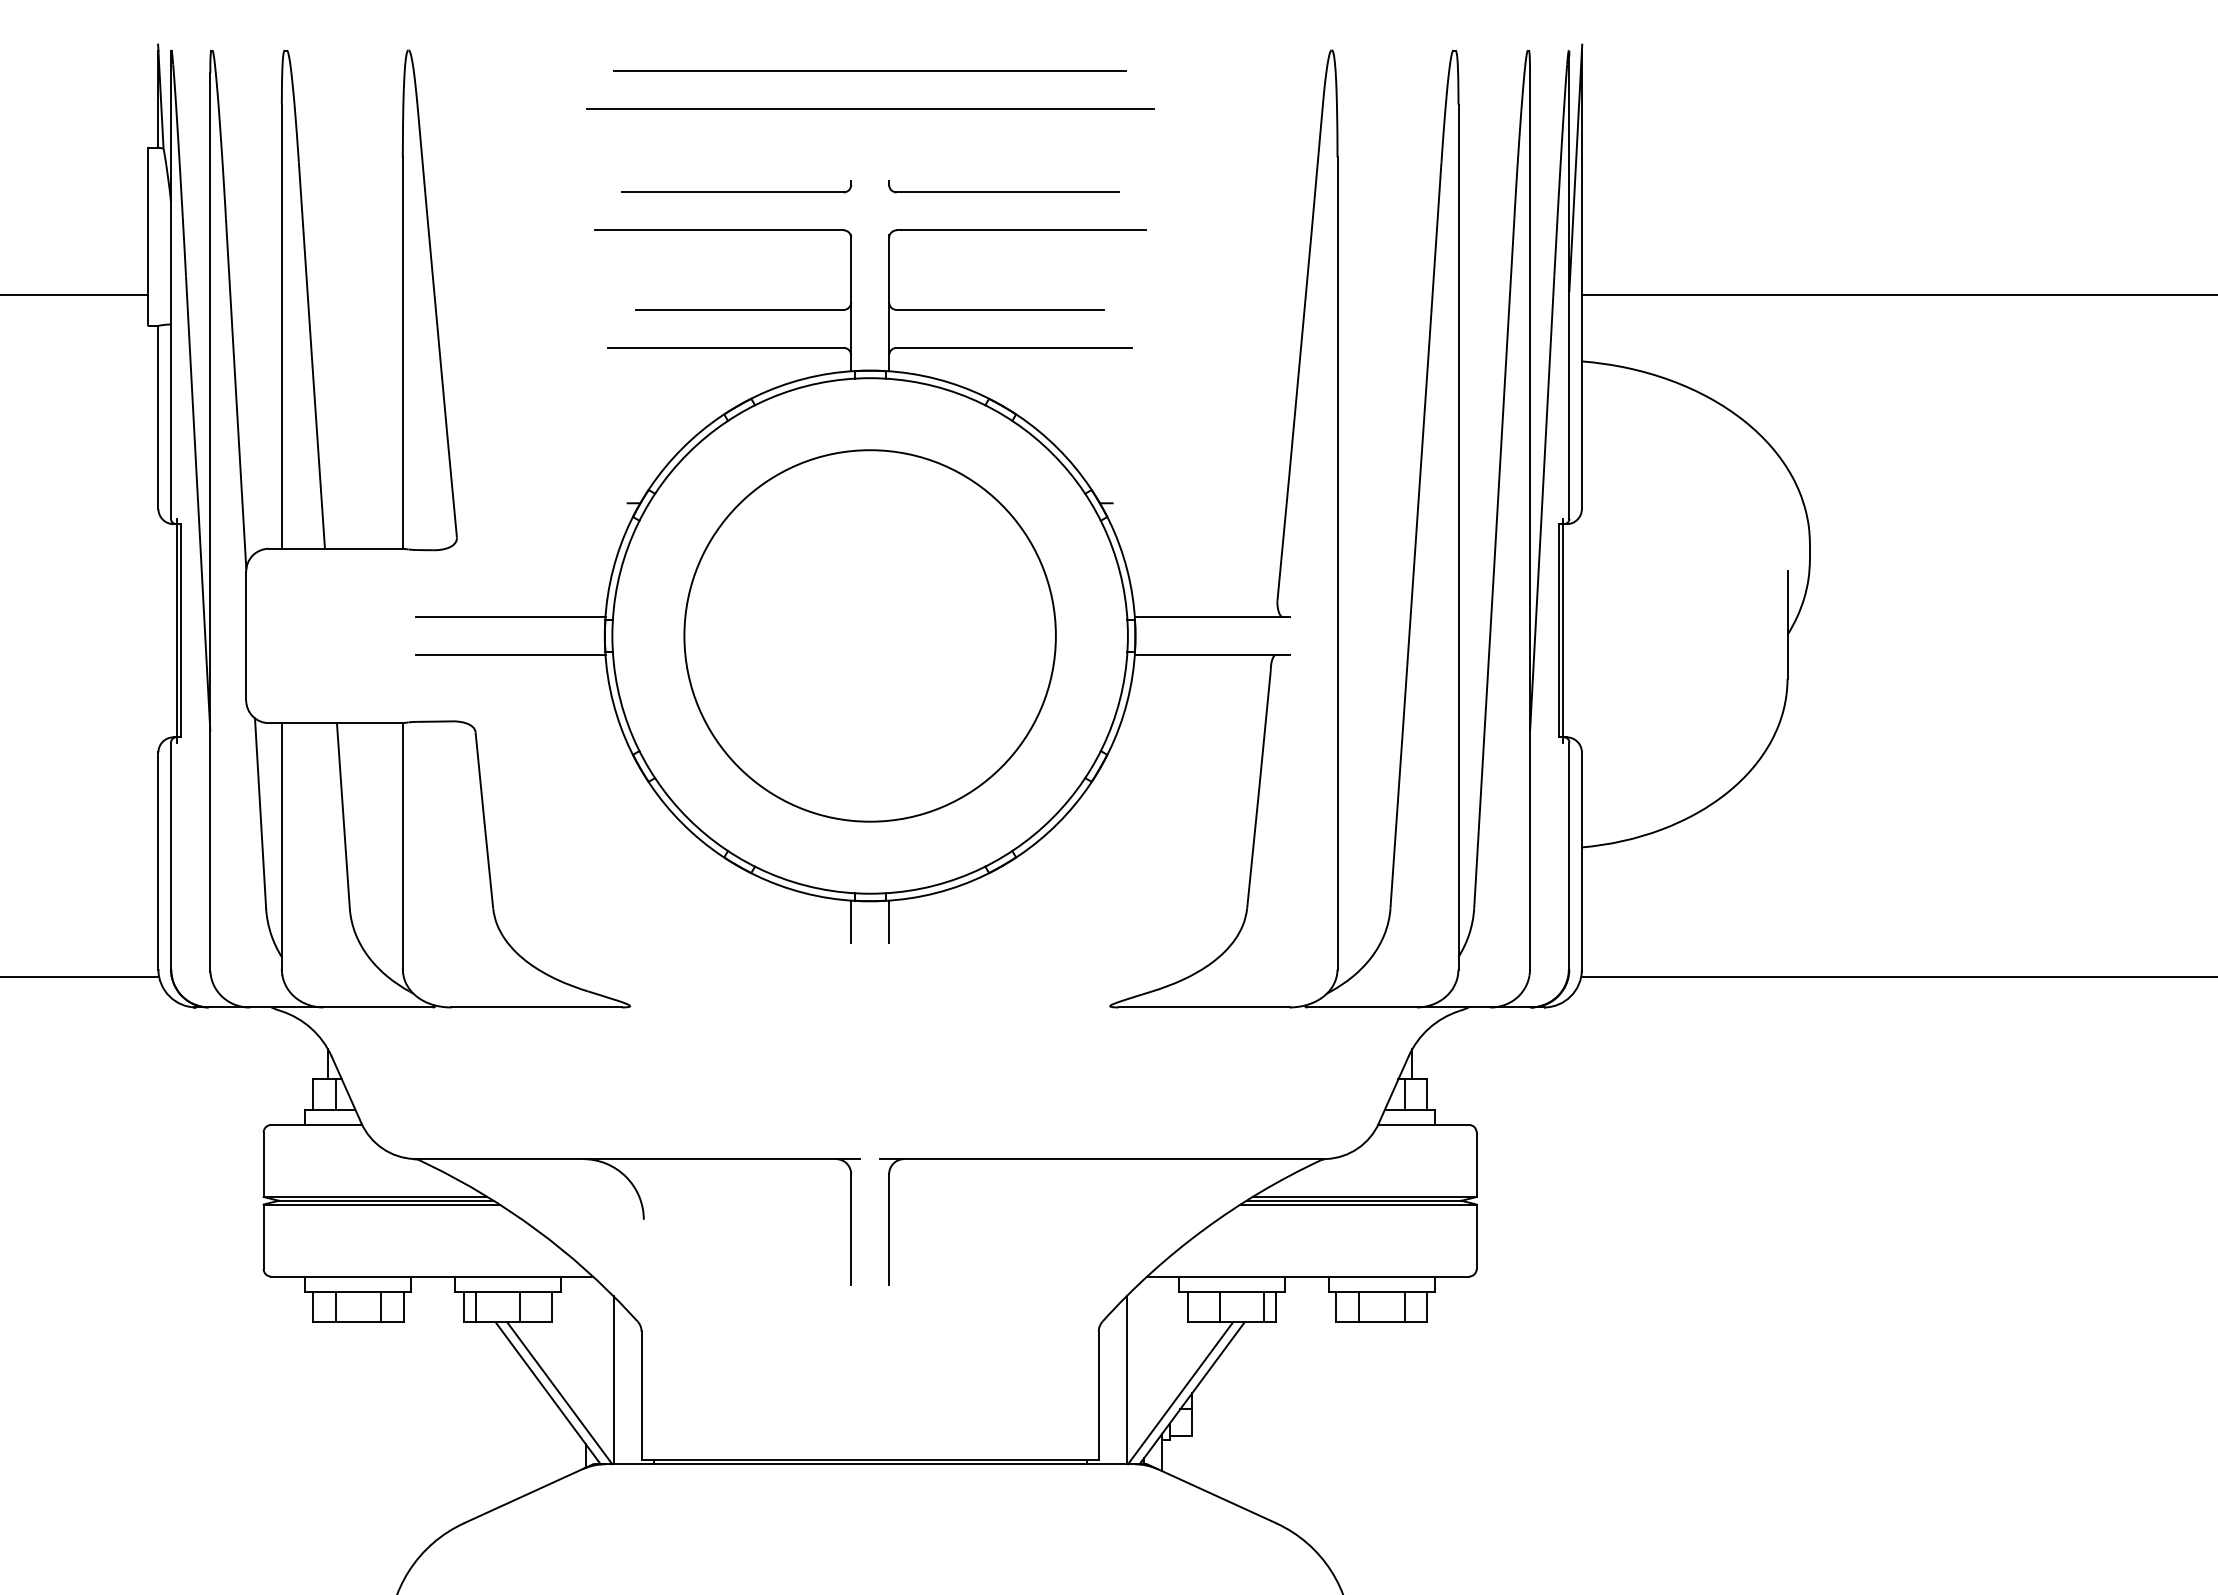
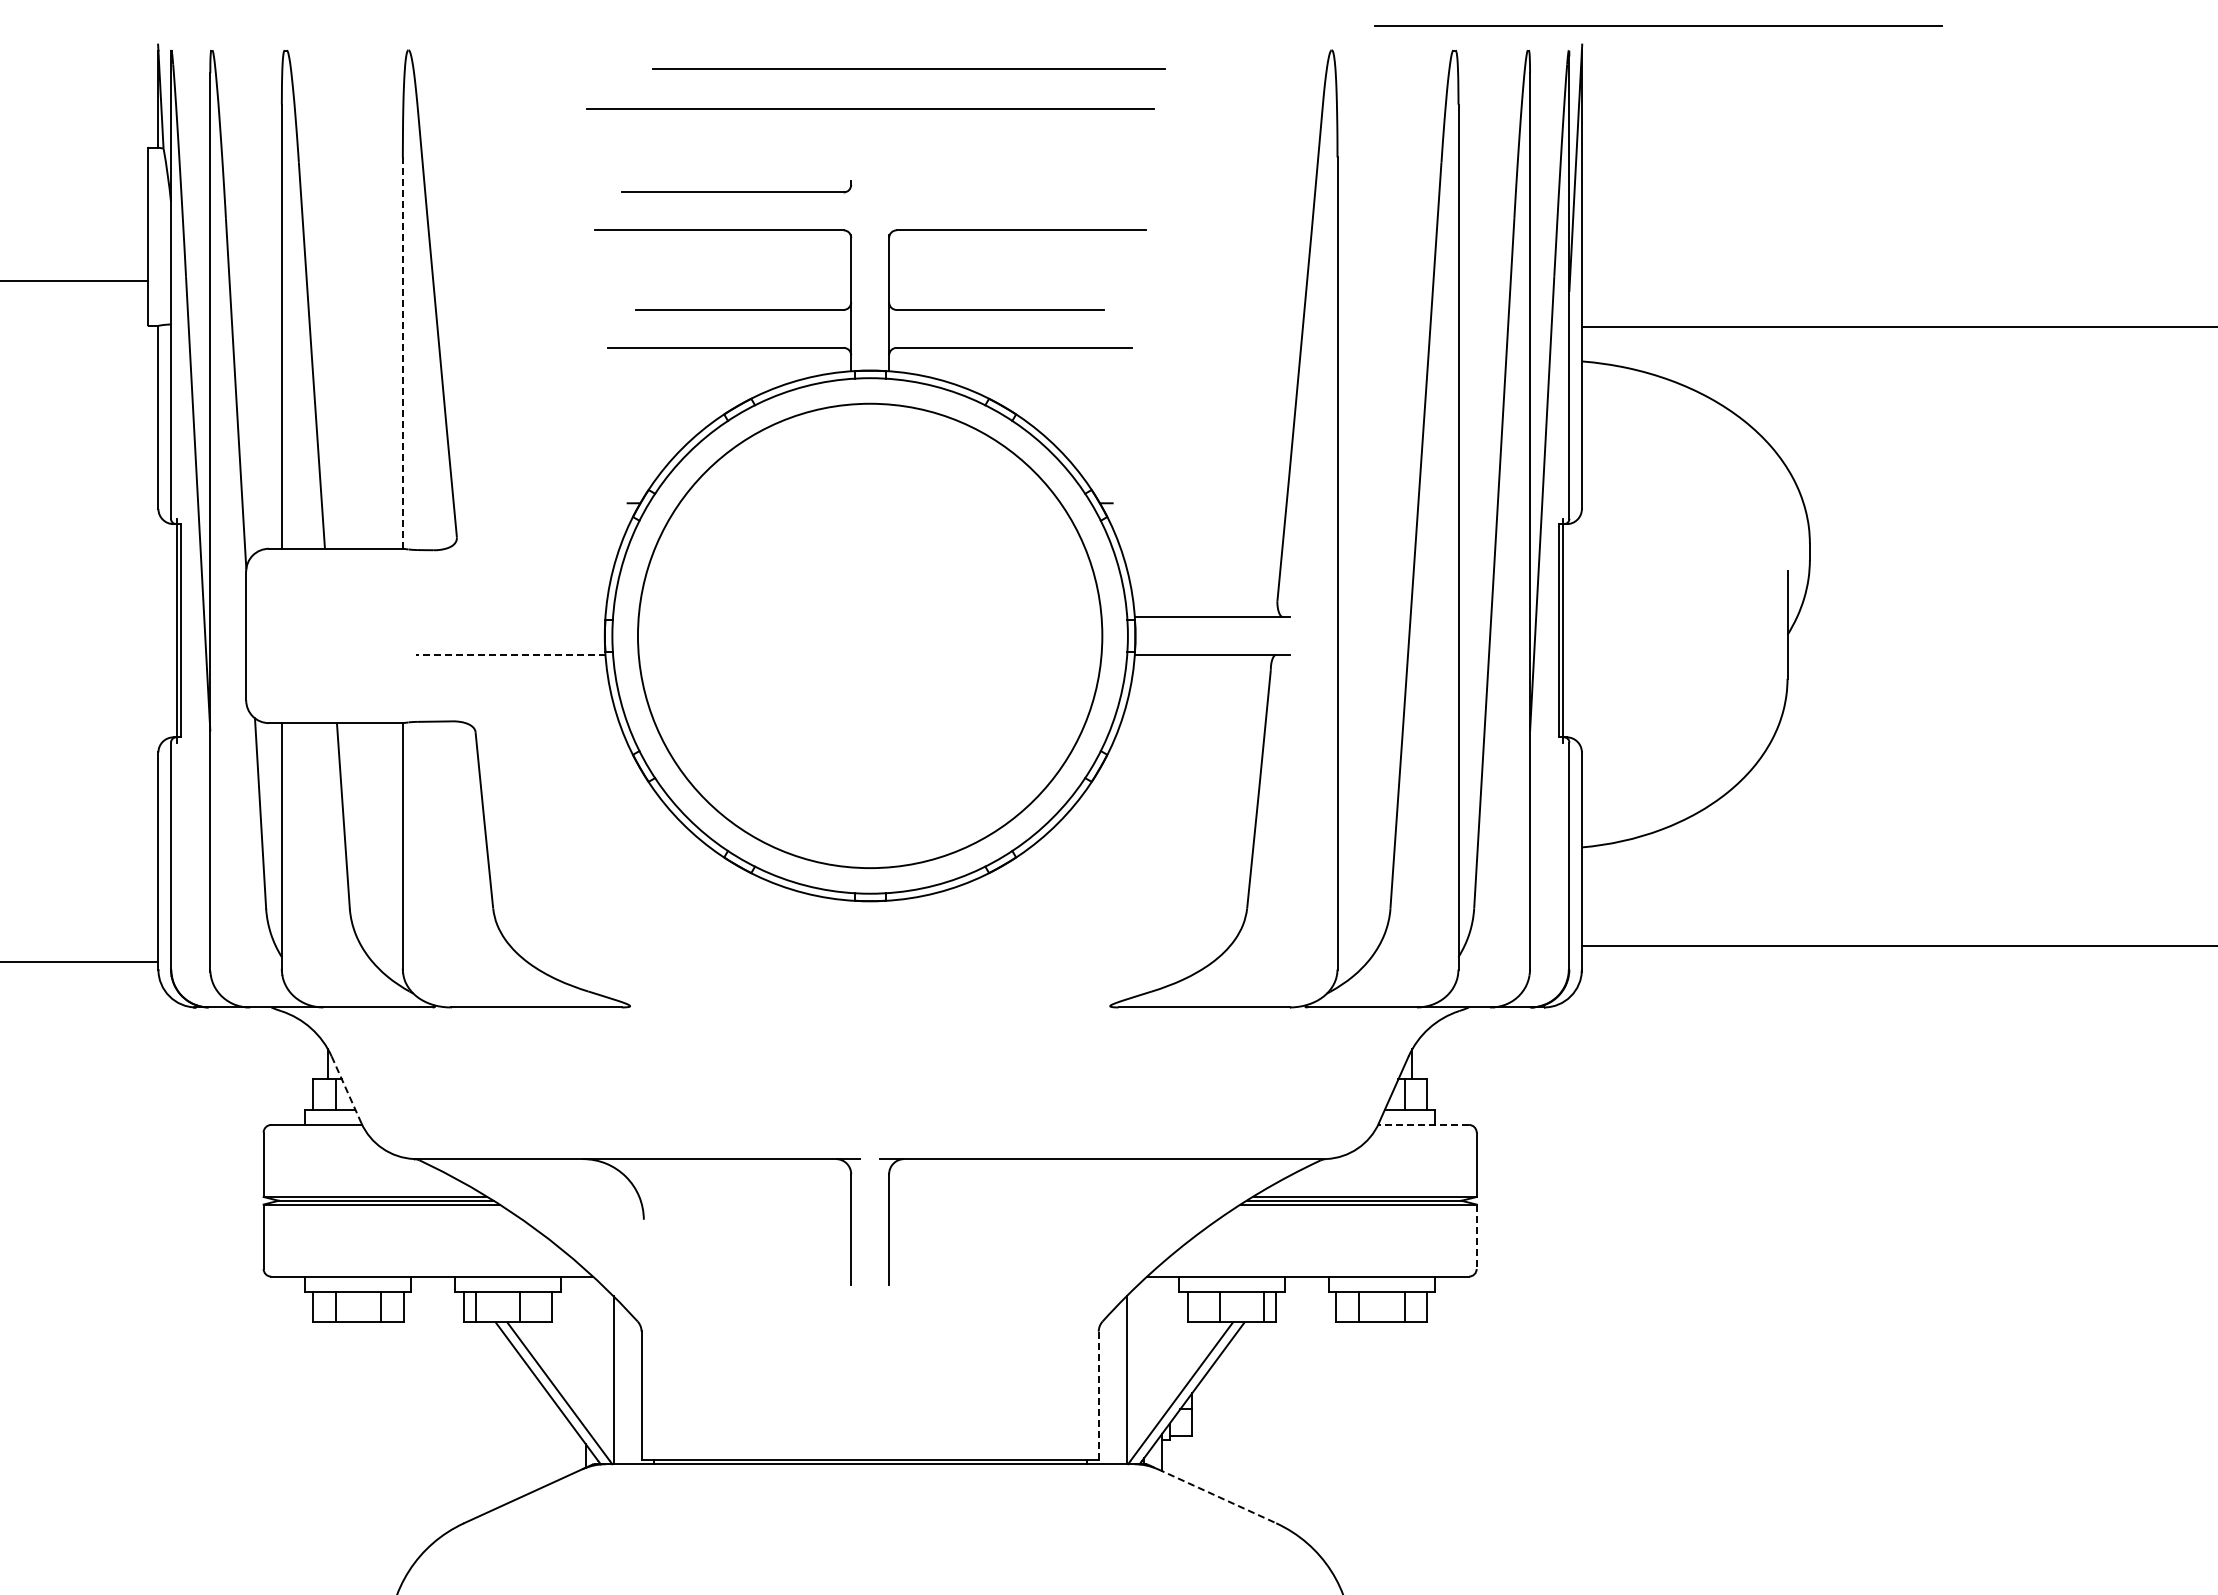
line: none -> present (1658, 25)
line position: (869, 70) -> (908, 68) (908, 68)
part: present -> none (1003, 186)
line position: (75, 294) -> (75, 280) (75, 280)
line position: (1897, 294) -> (1897, 326) (1897, 326)
line: solid -> dashed (402, 353)
line: present -> none (510, 617)
circle diameter: 371 px -> 464 px (869, 635)
line: solid -> dashed (510, 654)
line: present -> none (851, 921)
line: present -> none (889, 921)
line position: (80, 977) -> (80, 962) (80, 962)
line position: (1897, 977) -> (1897, 946) (1897, 946)
line: solid -> dashed (346, 1090)
line: solid -> dashed (1423, 1124)
line: solid -> dashed (1476, 1237)
line: solid -> dashed (1098, 1396)
line: solid -> dashed (1212, 1494)
